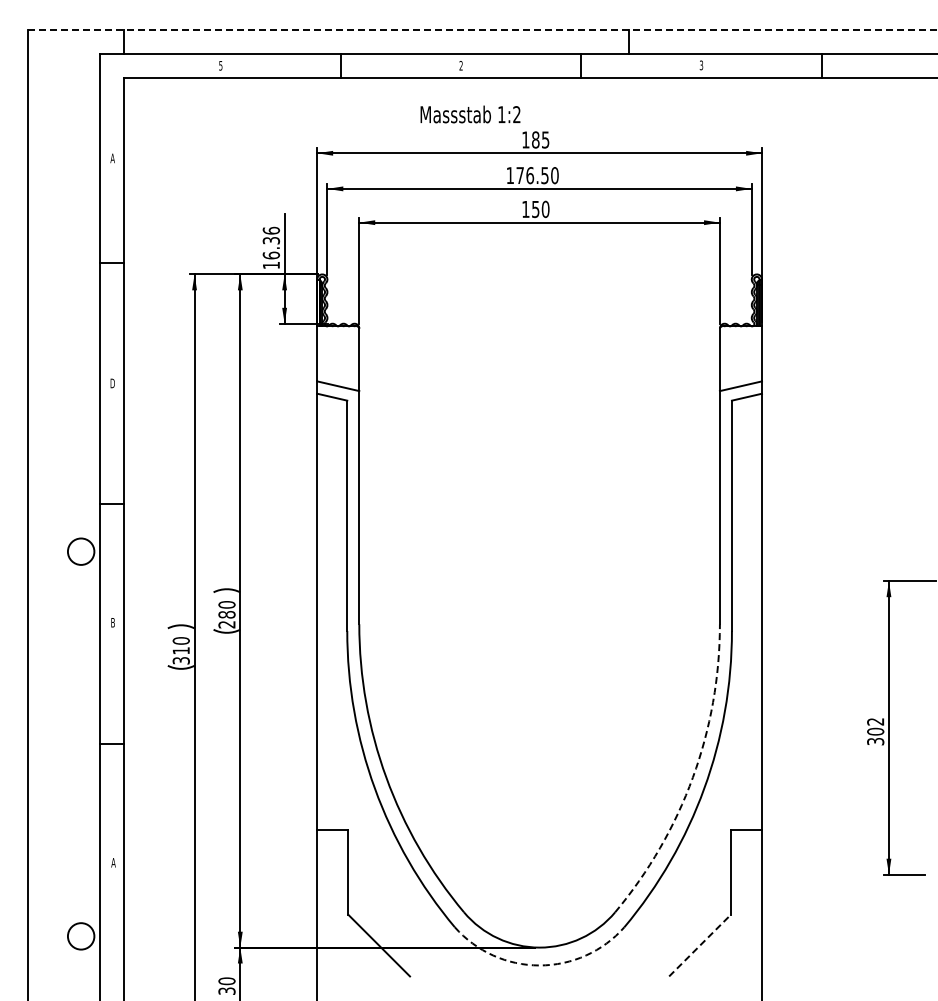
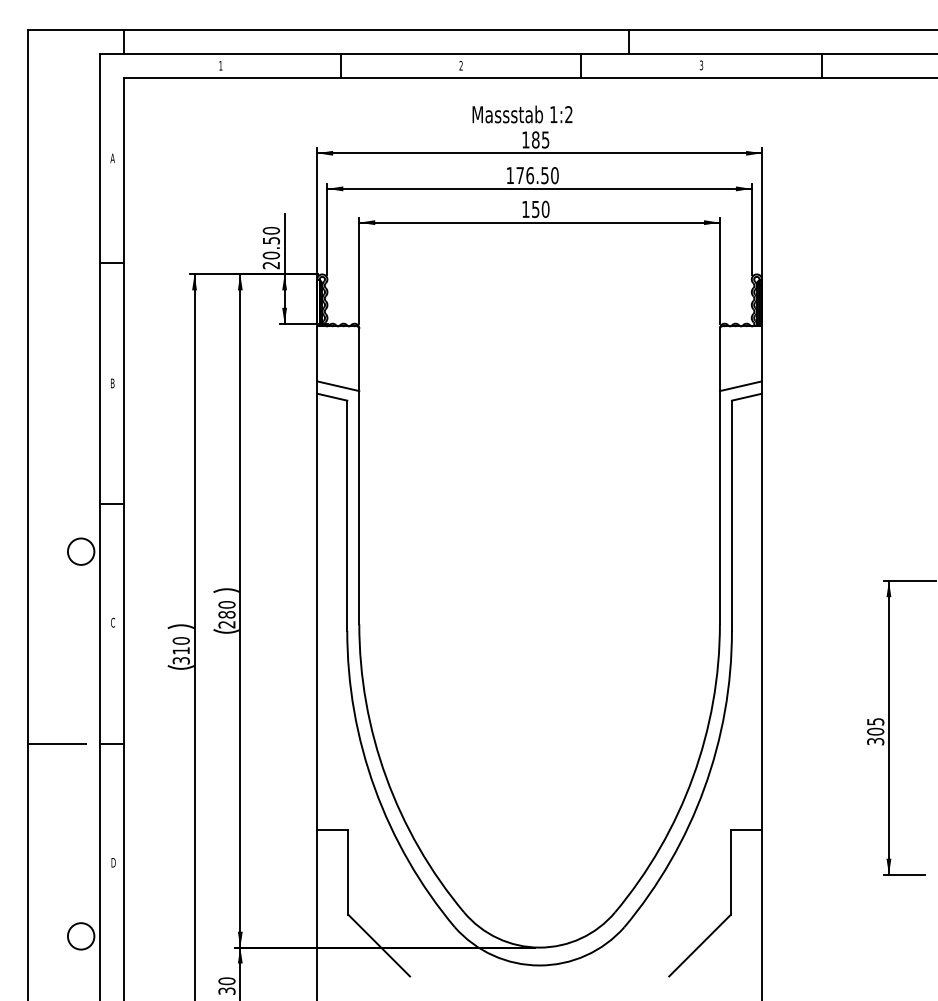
line: dashed -> solid (483, 30)
text: 5 -> 1 (220, 65)
text position: (470, 114) -> (522, 114) (522, 114)
text: 16.36 -> 20.50 (270, 247)
text: D -> B (112, 382)
text: B -> C (113, 622)
text: 302 -> 305 (875, 721)
line: none -> present (56, 744)
arc: dashed -> solid (692, 777)
text: A -> D (113, 862)
line: dashed -> solid (699, 945)
arc: dashed -> solid (539, 965)
